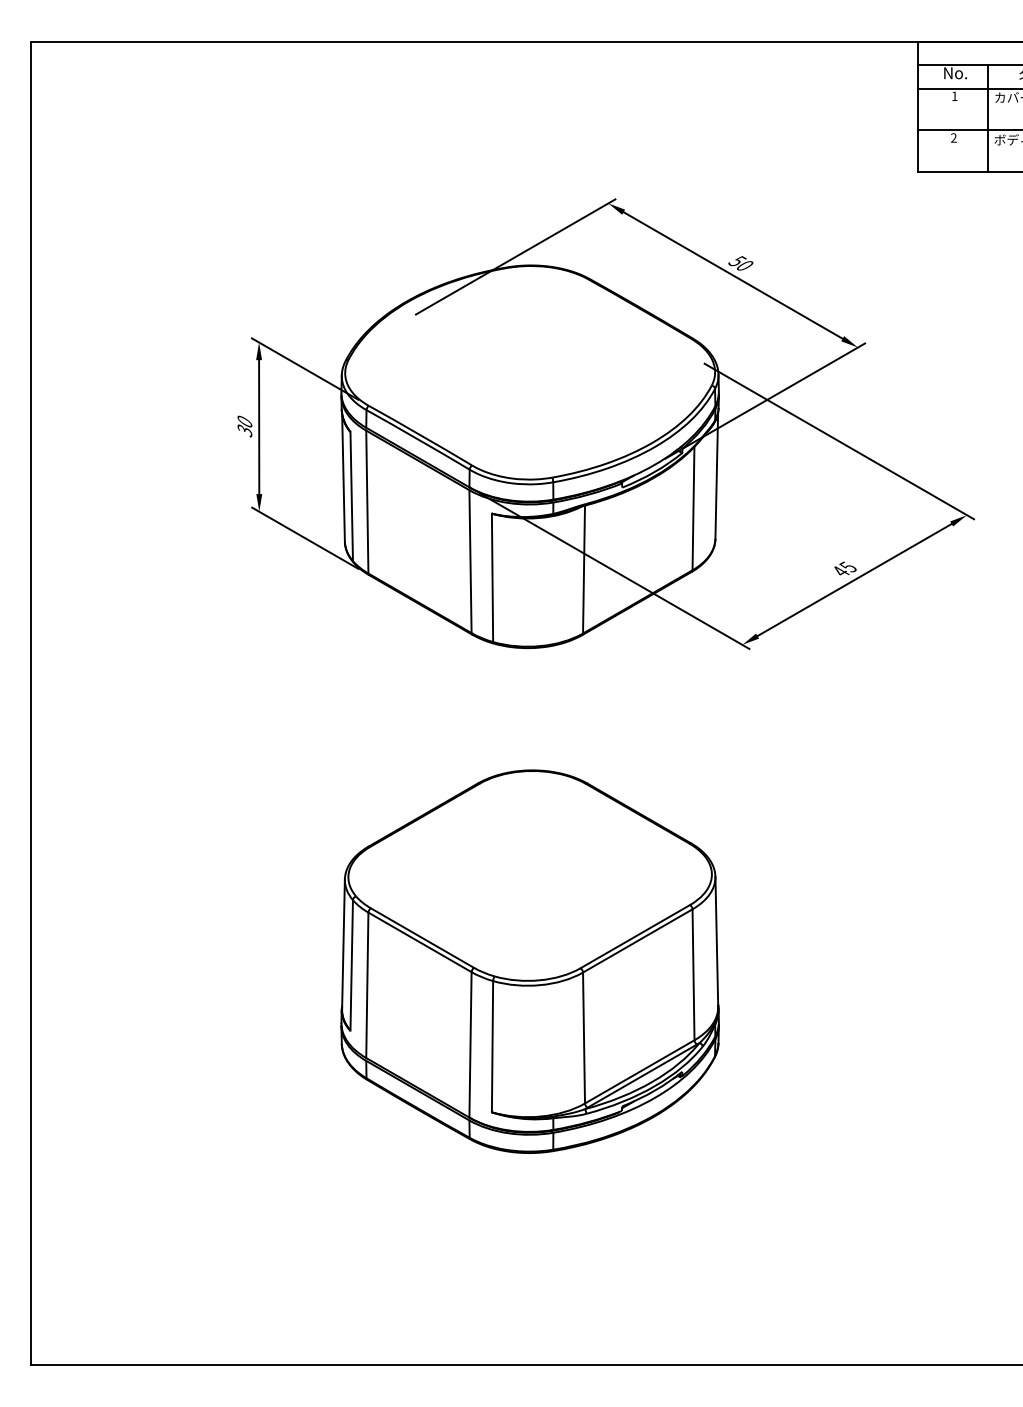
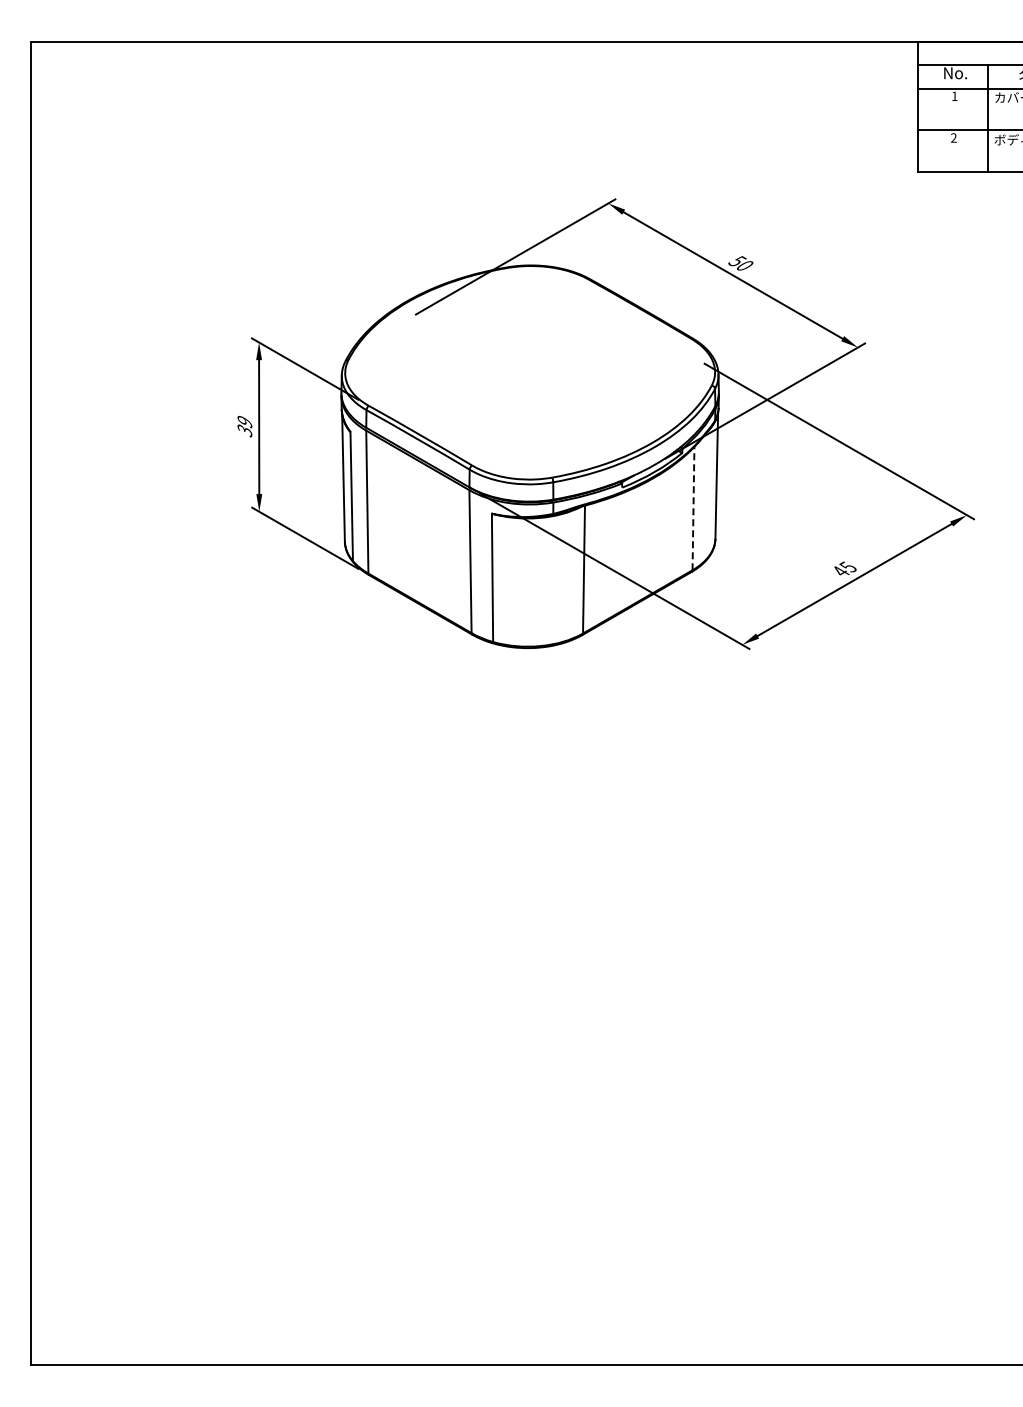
text: 30 -> 39 (244, 421)
line: solid -> dashed (693, 508)
part: present -> none (529, 961)
